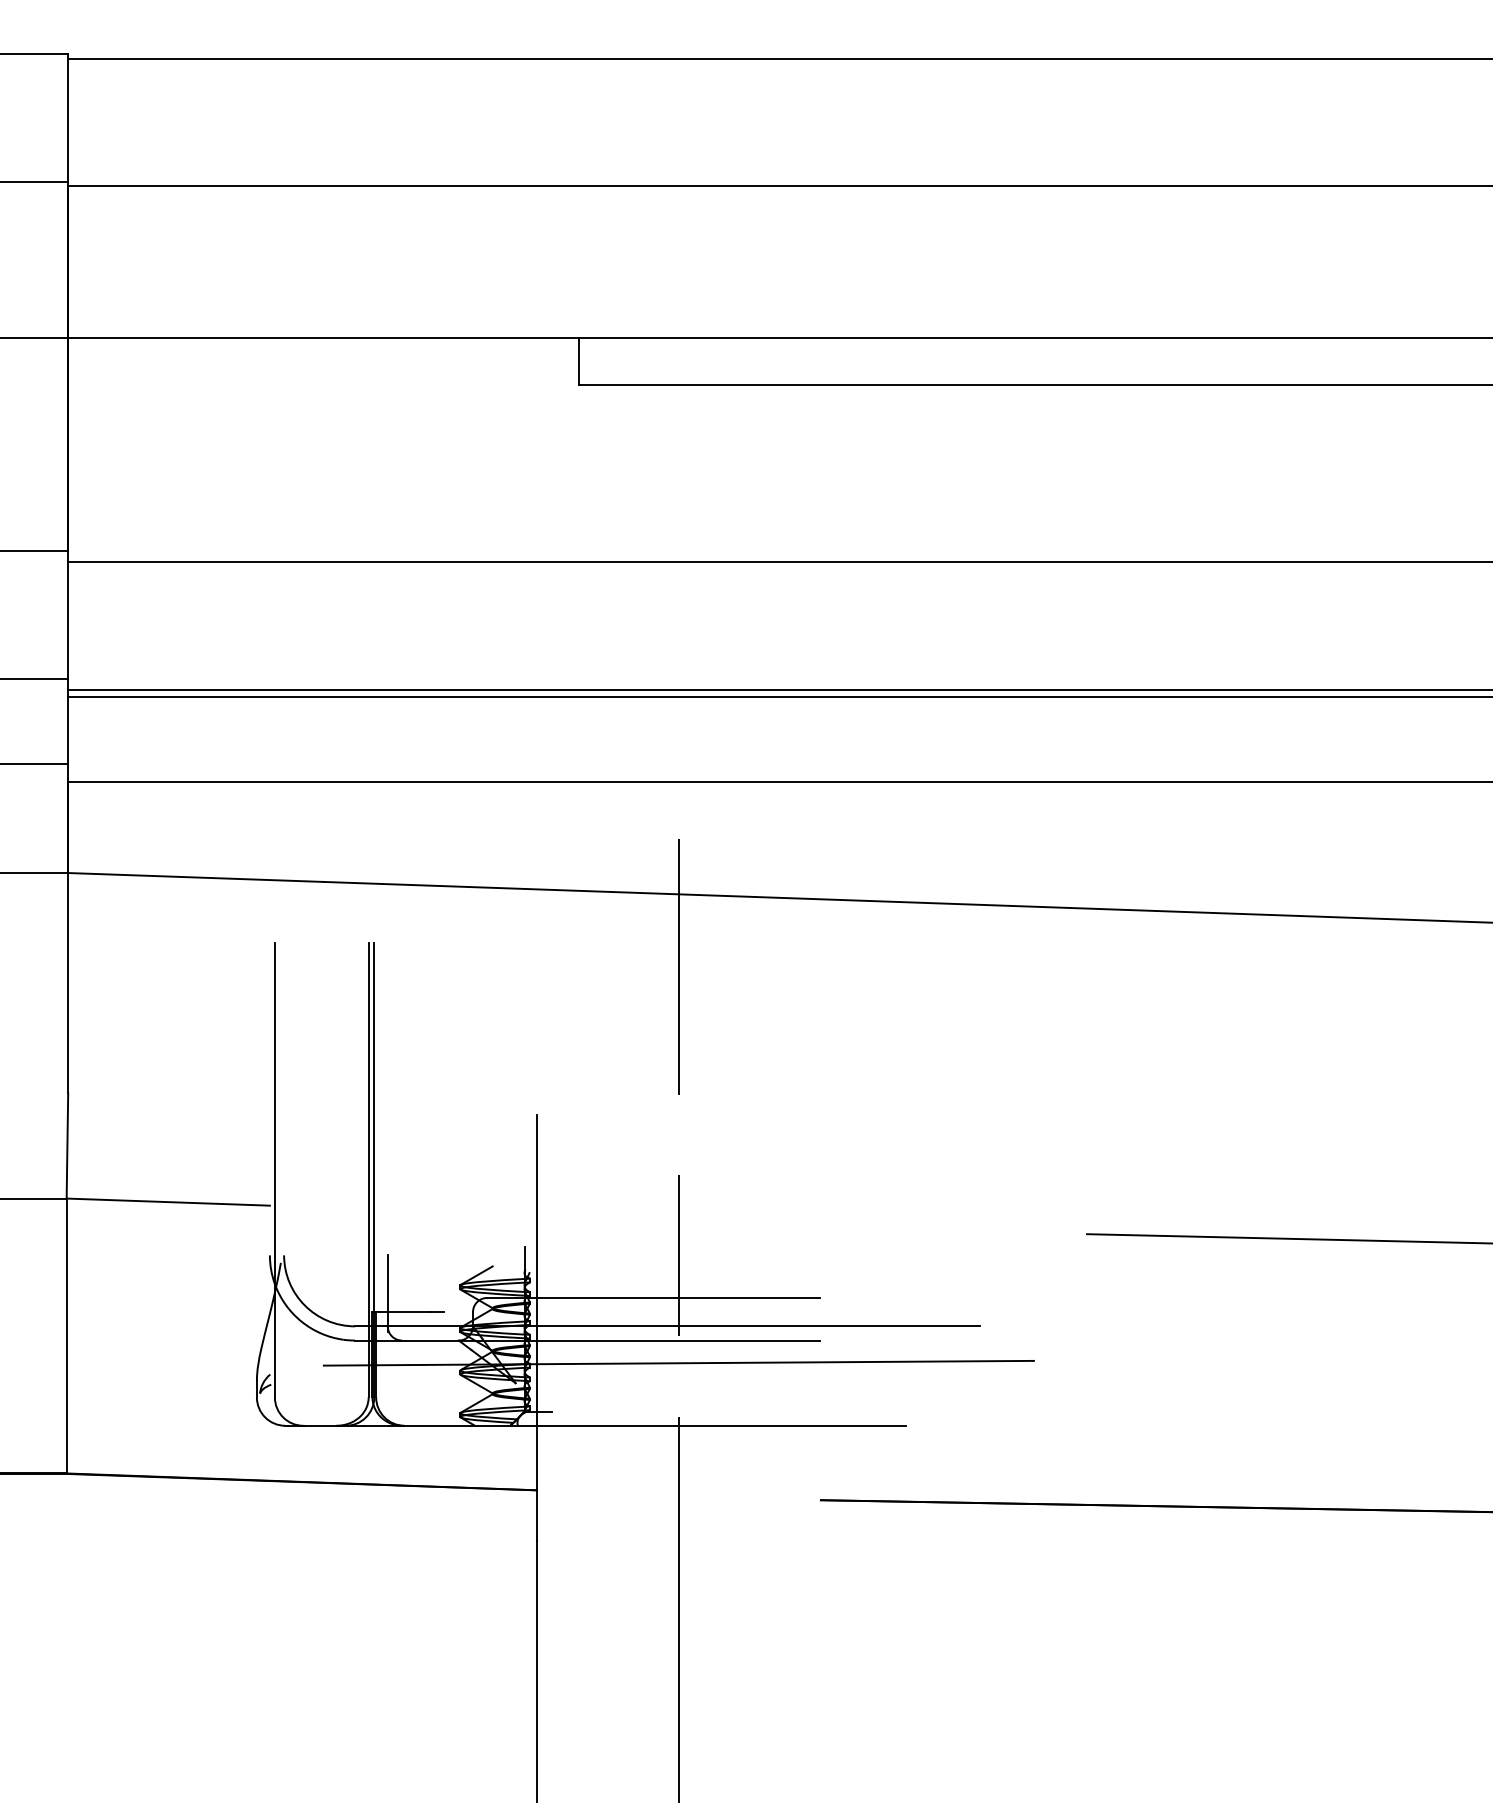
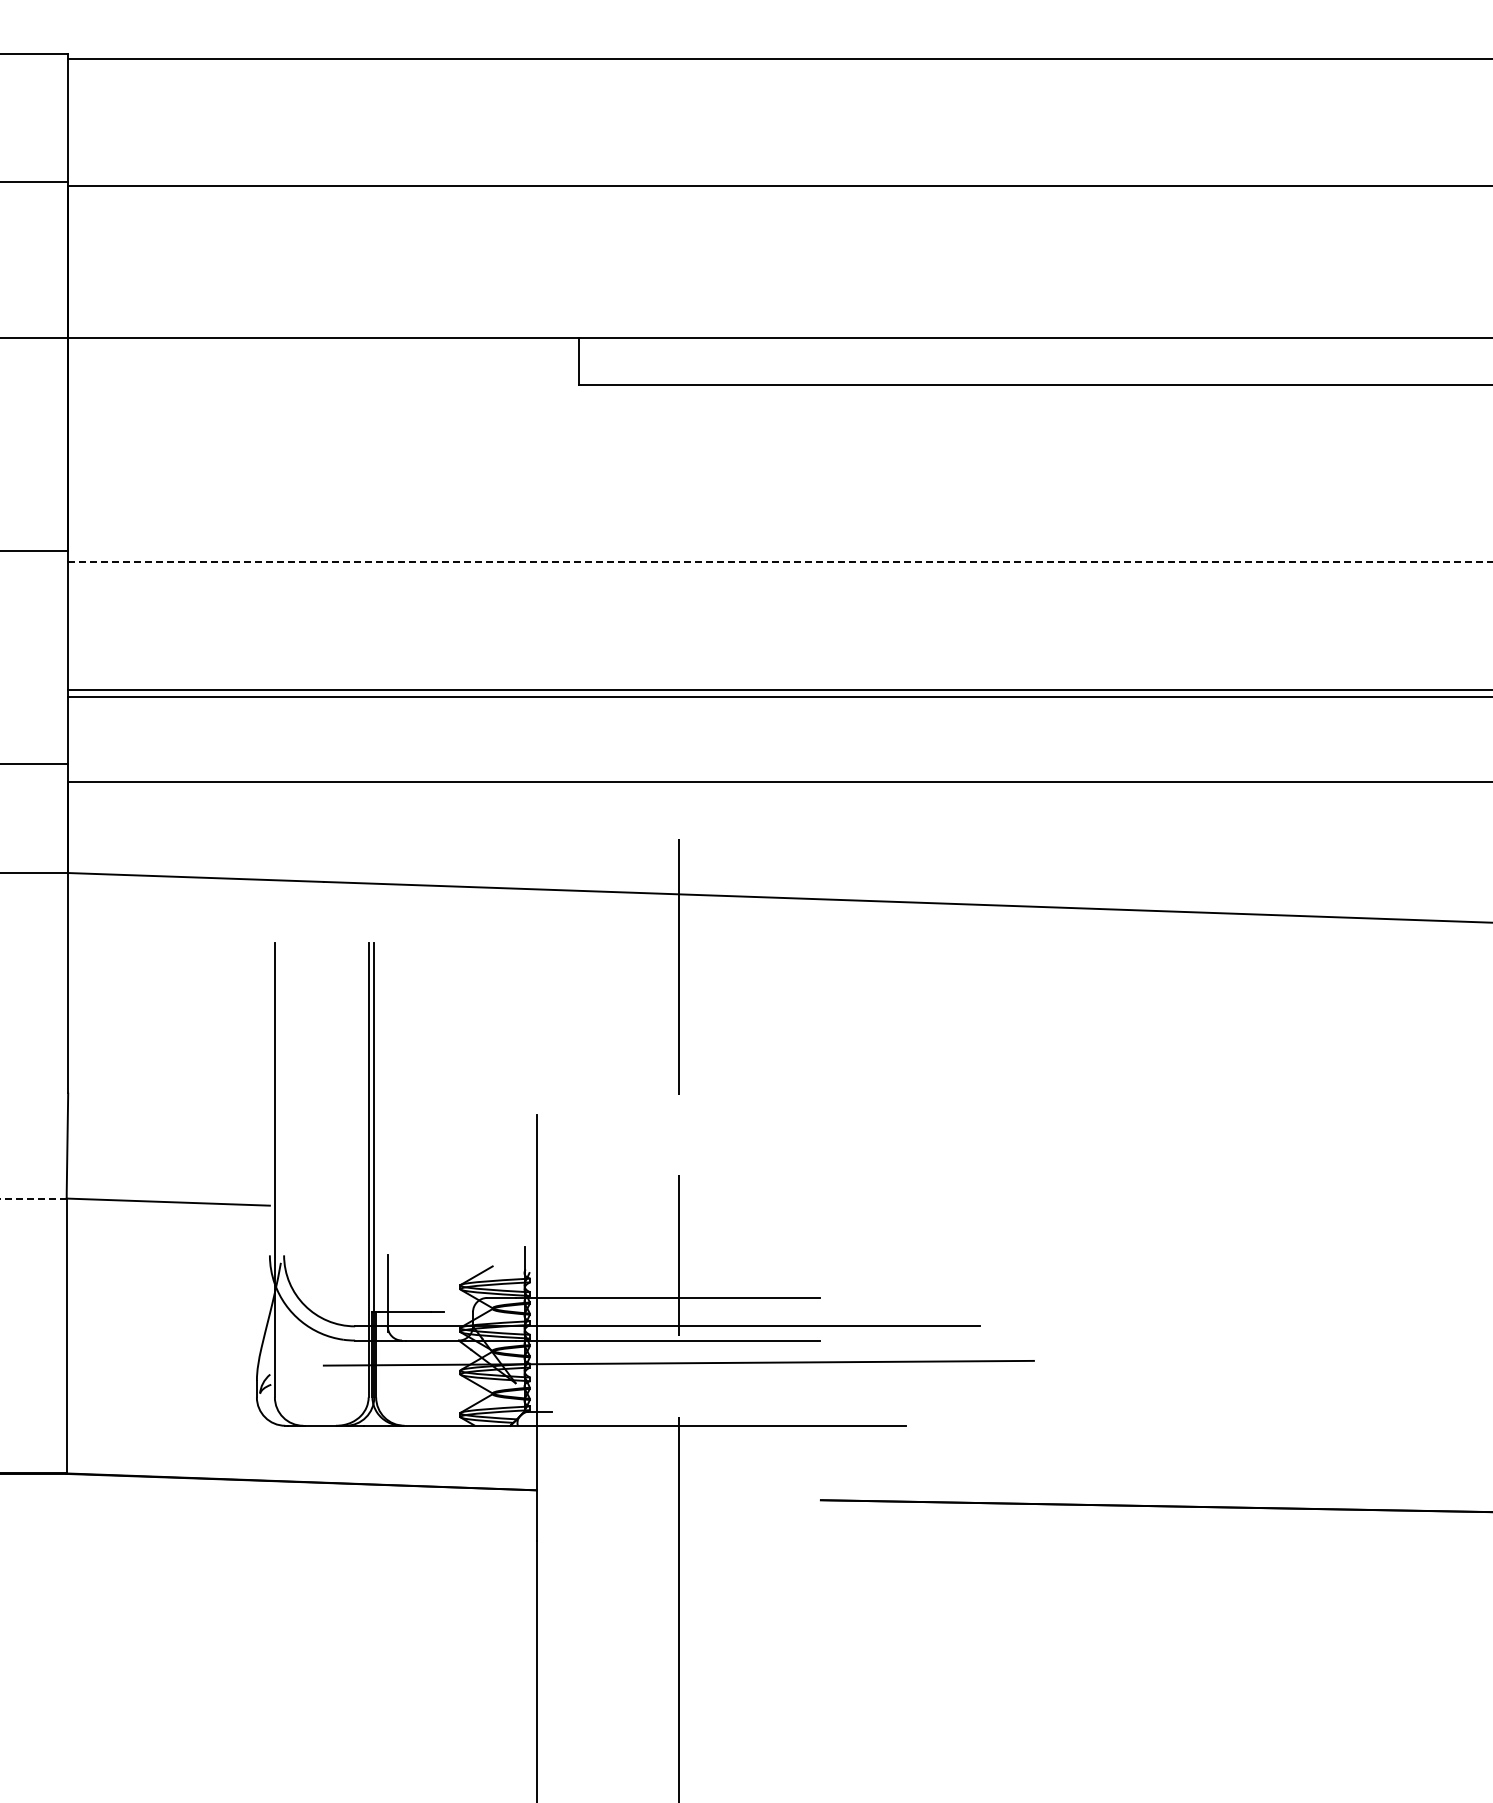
line: solid -> dashed (780, 561)
line: present -> none (35, 678)
line: solid -> dashed (33, 1198)
line: present -> none (1288, 1238)
